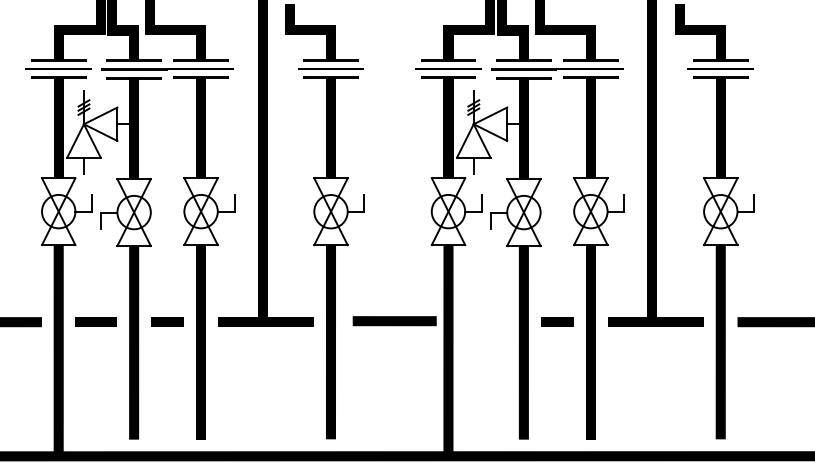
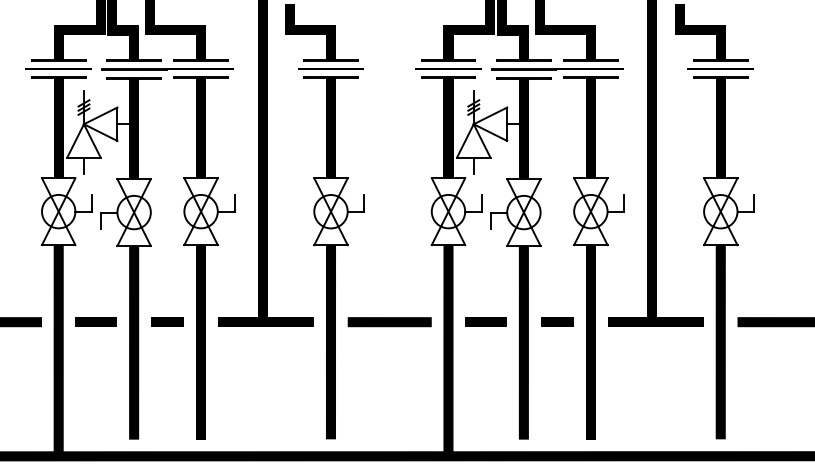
line position: (394, 321) -> (389, 322) (389, 322)
line: none -> present (485, 321)
